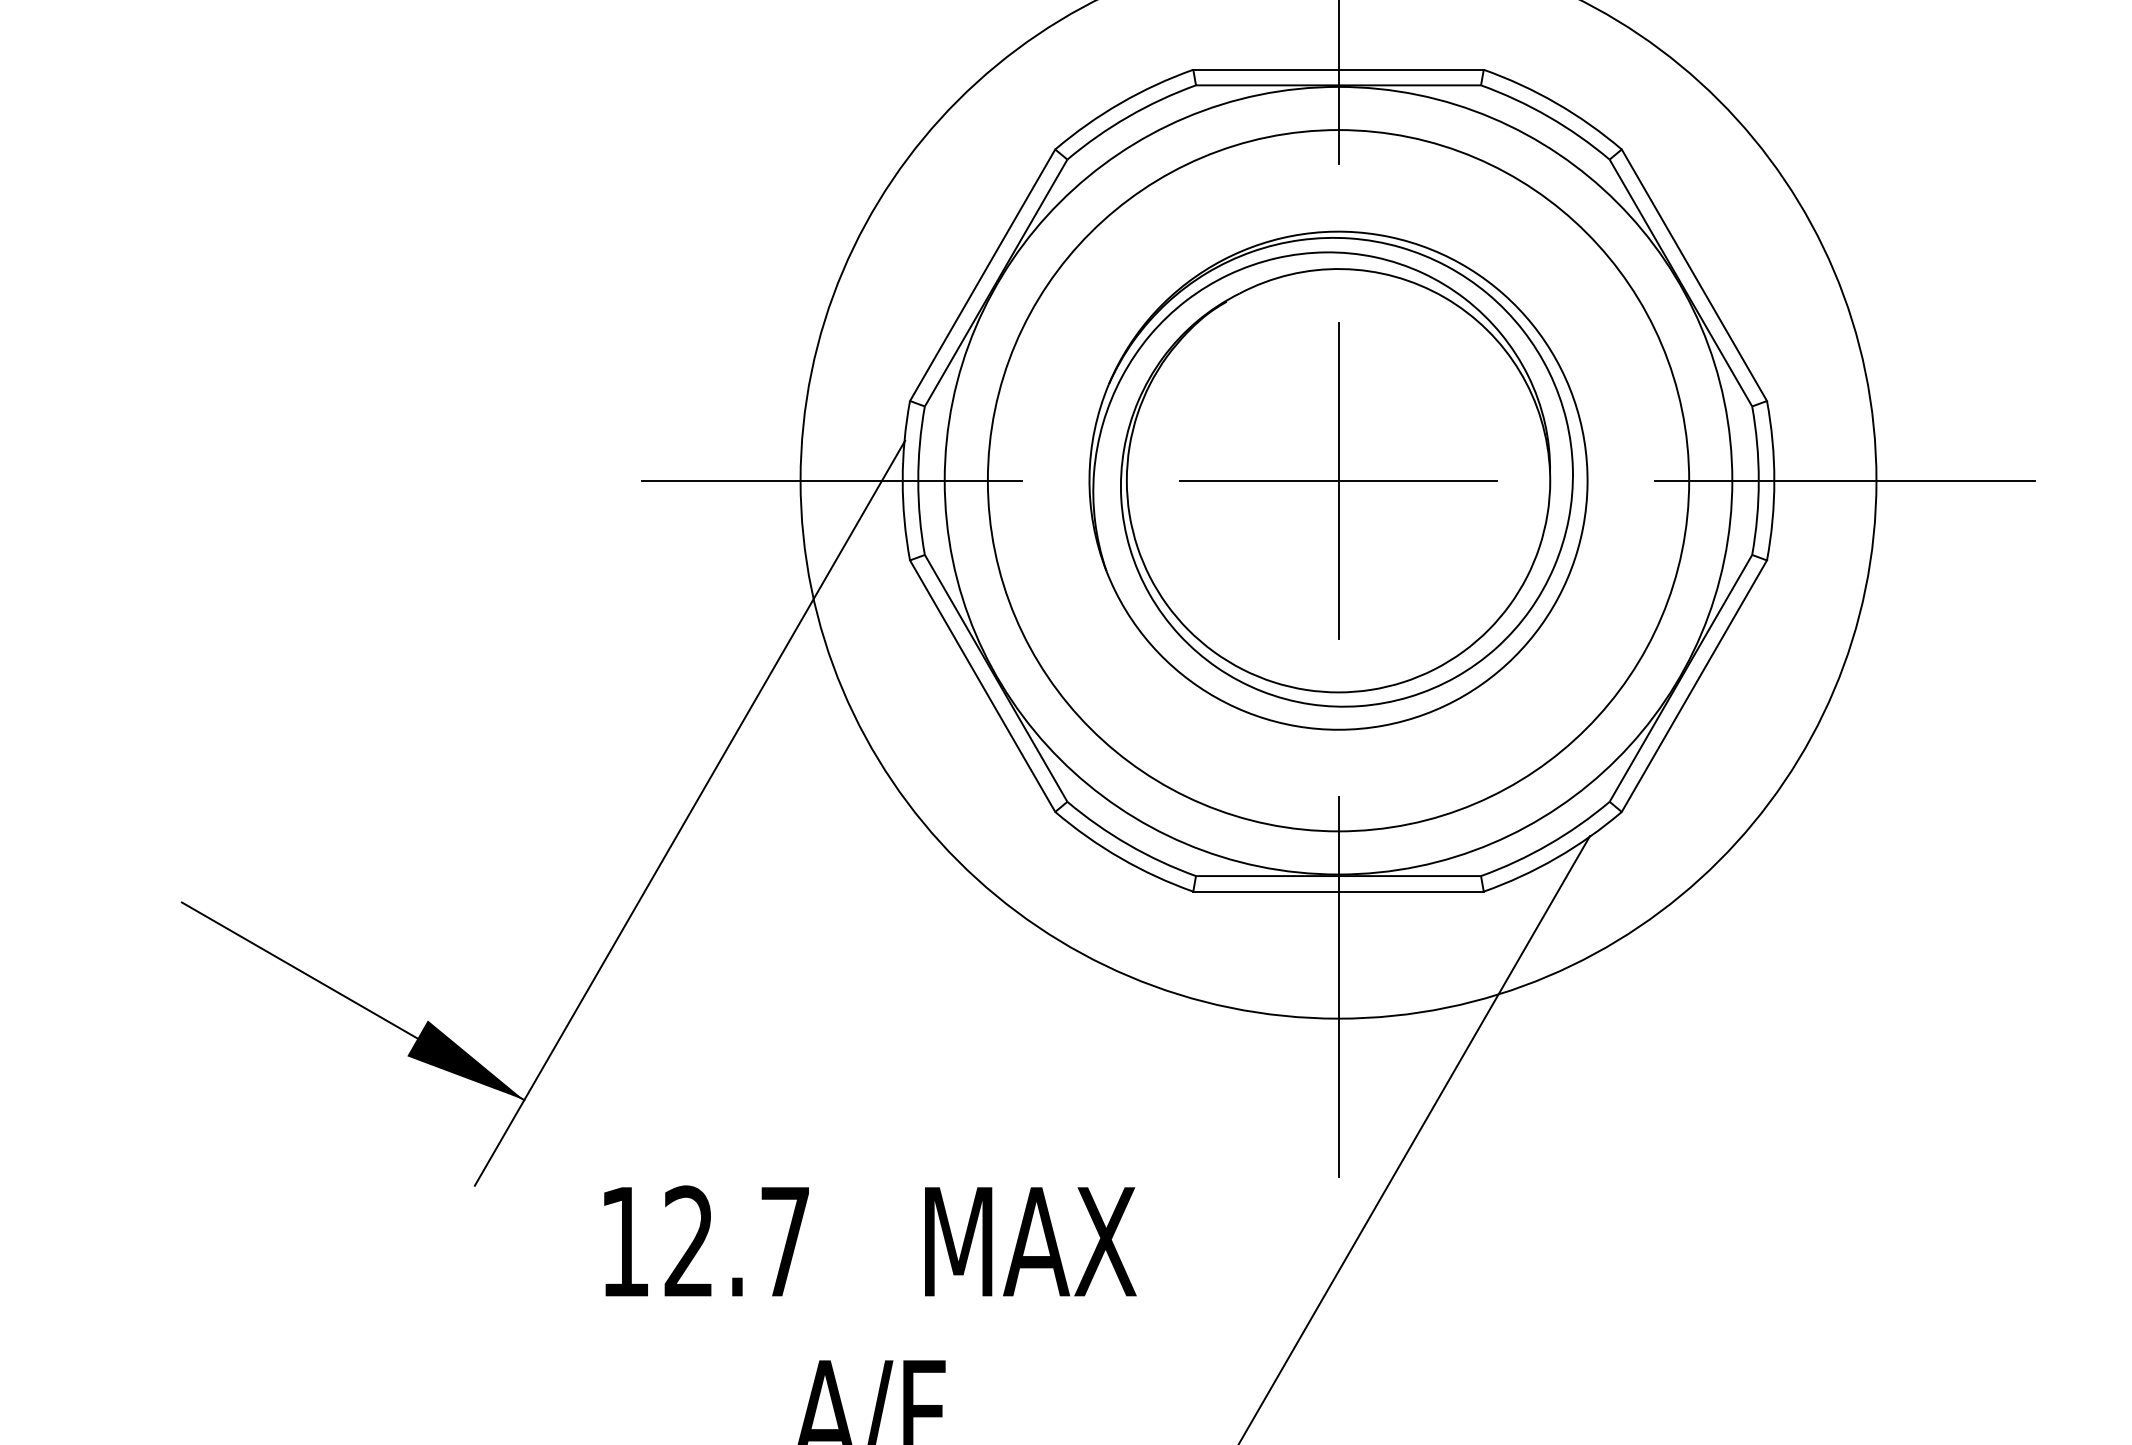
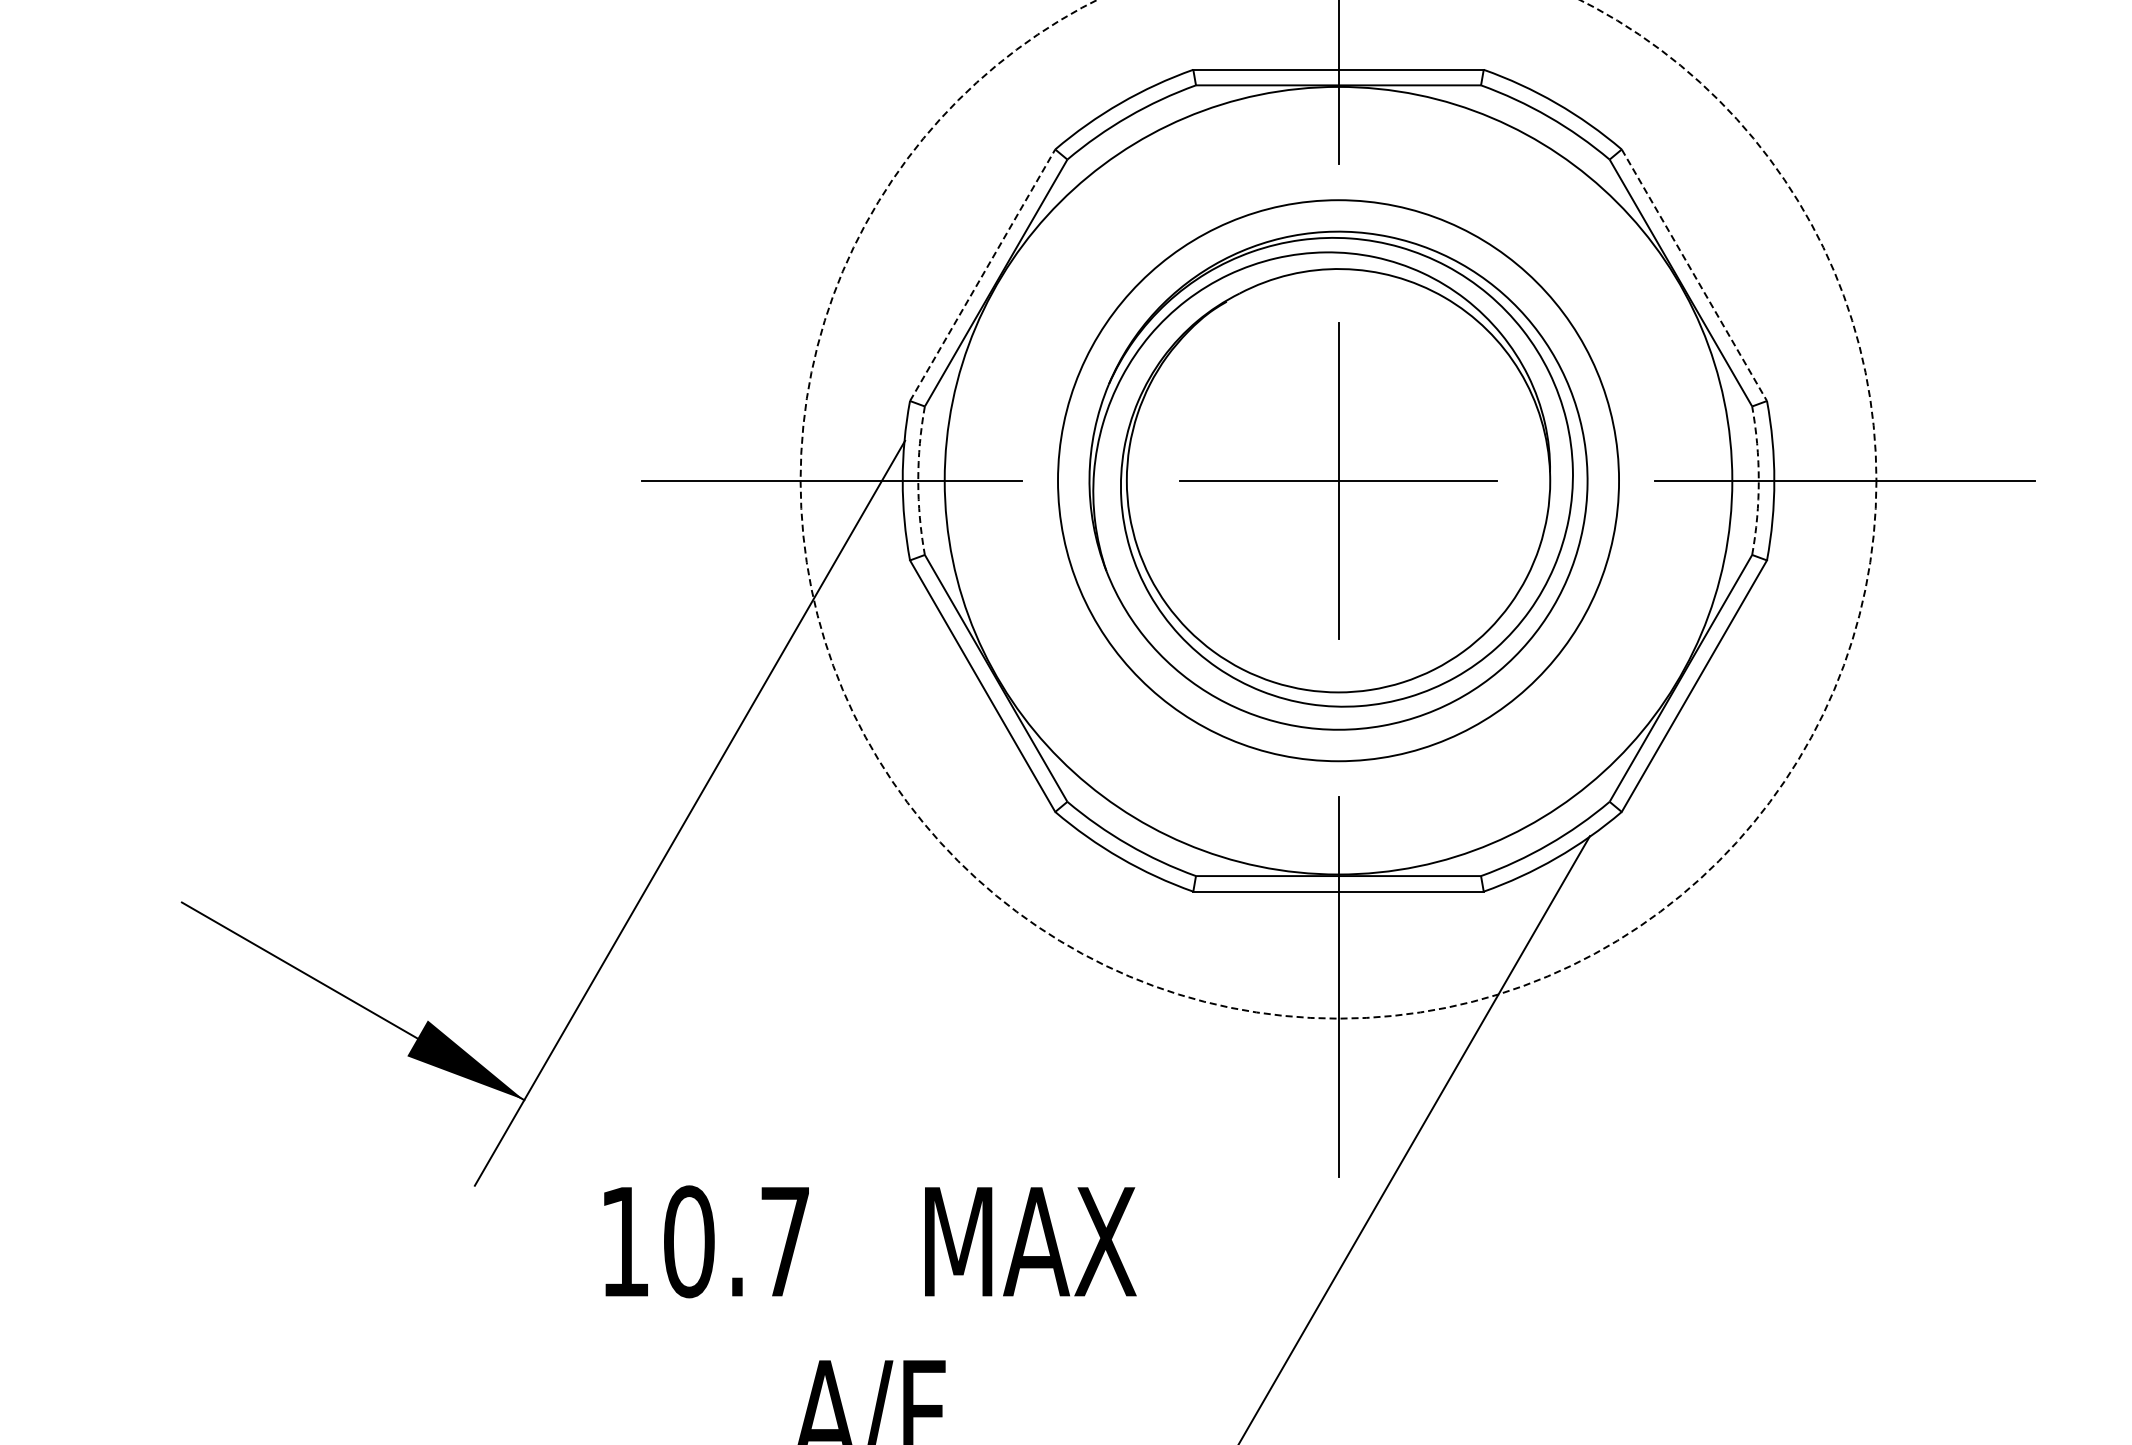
line: solid -> dashed (982, 274)
line: solid -> dashed (1694, 275)
arc: solid -> dashed (918, 480)
circle diameter: 701 px -> 561 px (1338, 480)
arc: solid -> dashed (1758, 480)
circle: solid -> dashed (1338, 509)
text: 12.7 -> 10.7 (689, 1241)
